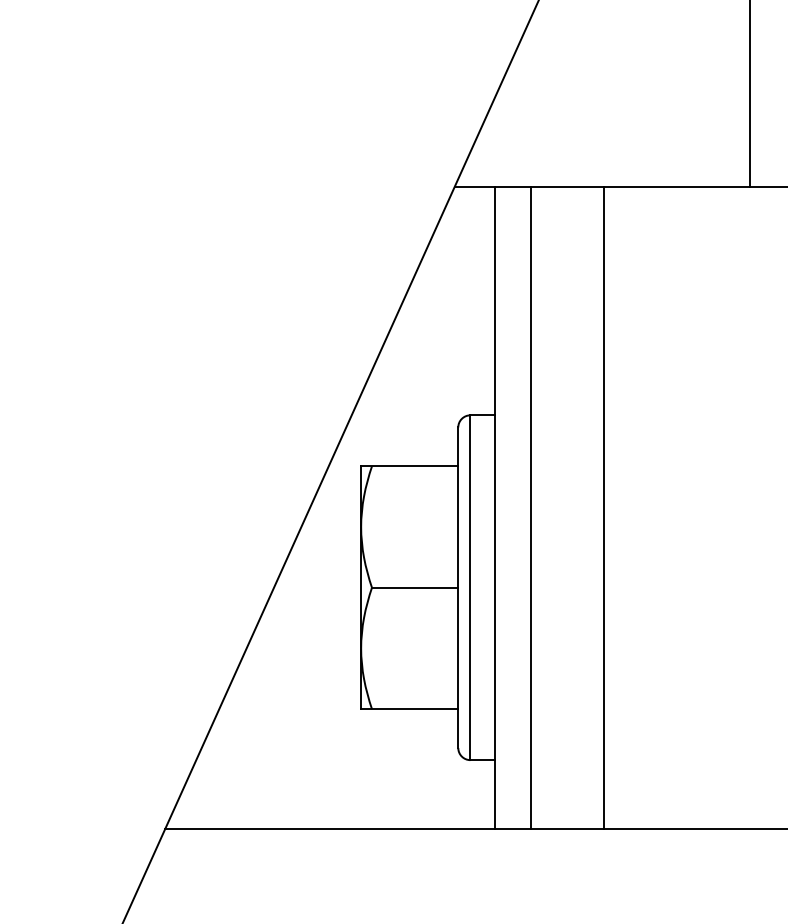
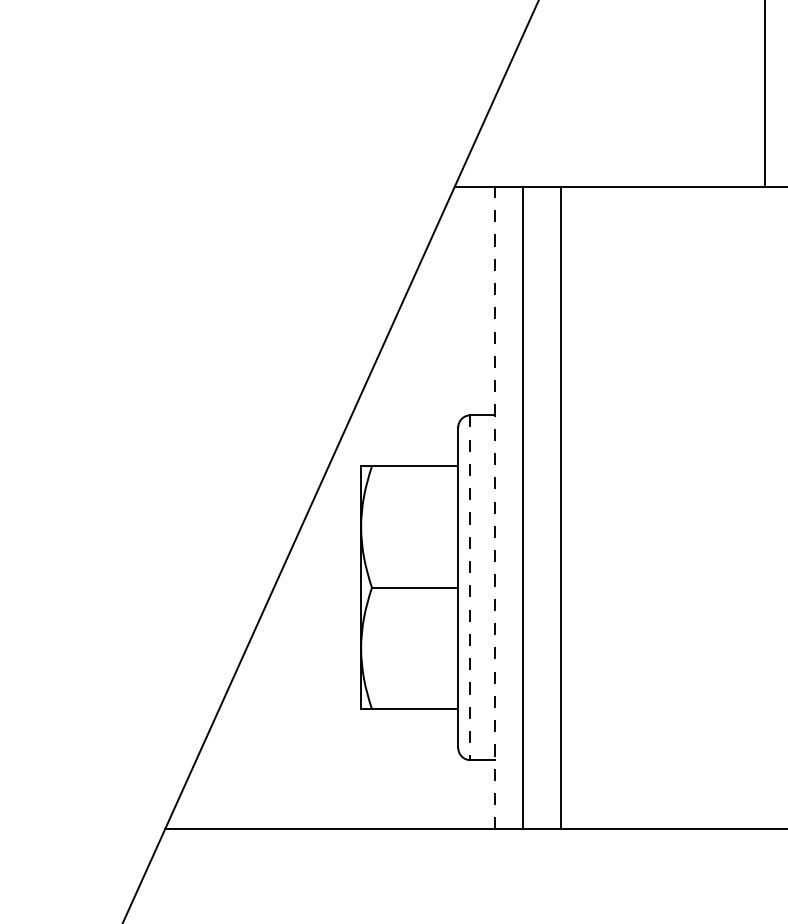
line position: (749, 94) -> (764, 94) (764, 94)
line: solid -> dashed (494, 507)
line position: (531, 508) -> (523, 508) (523, 508)
line position: (603, 508) -> (560, 508) (560, 508)
line: solid -> dashed (470, 588)
